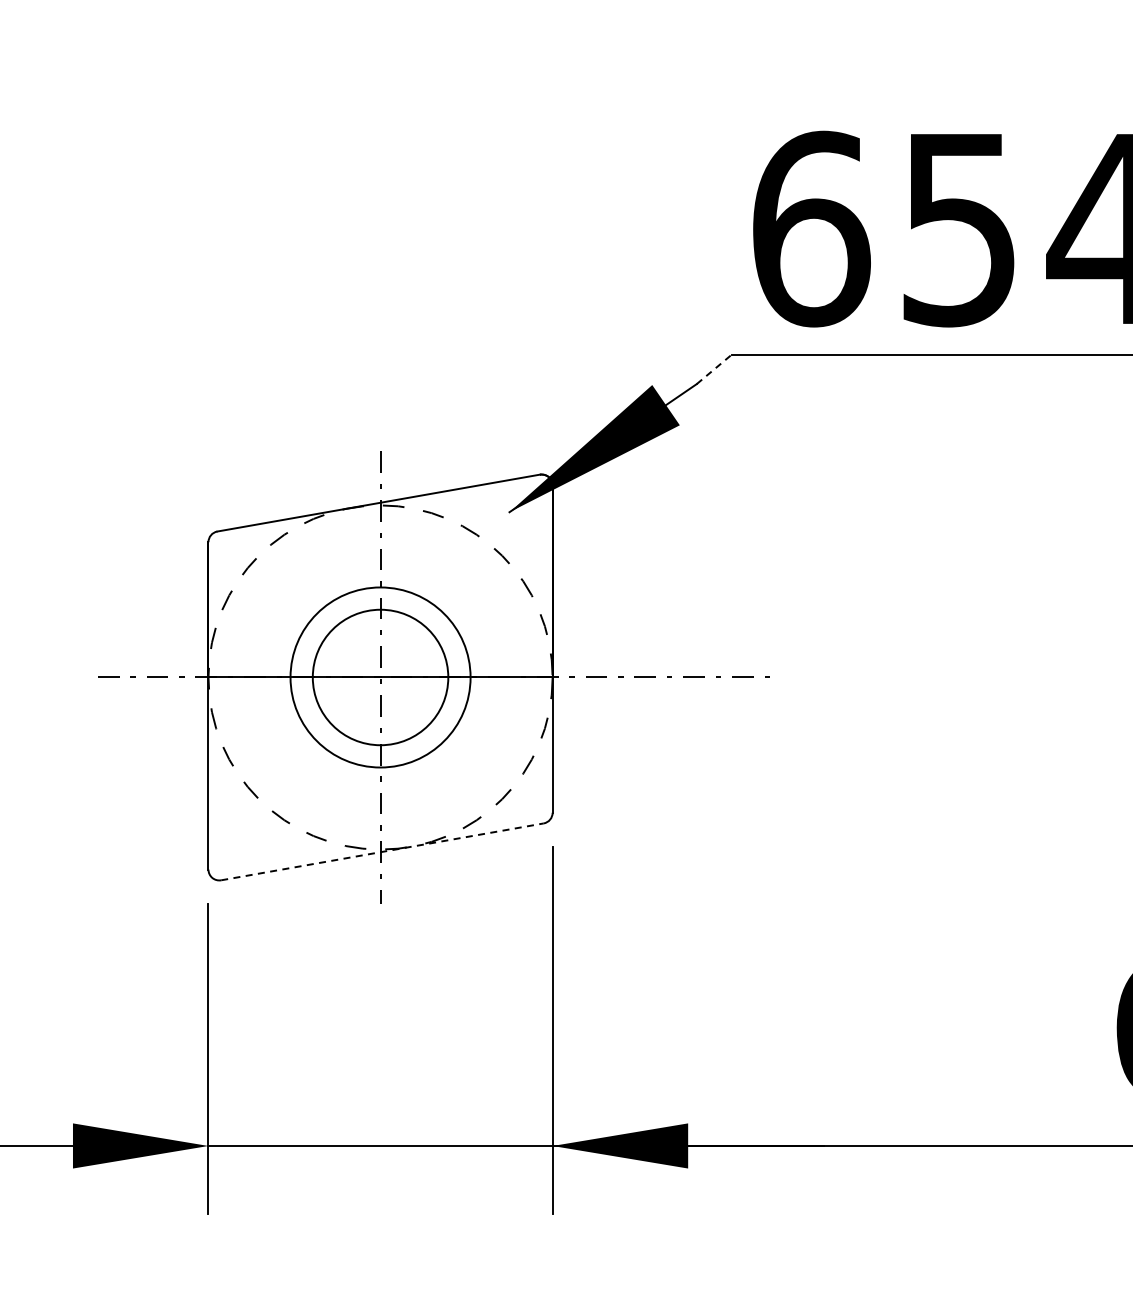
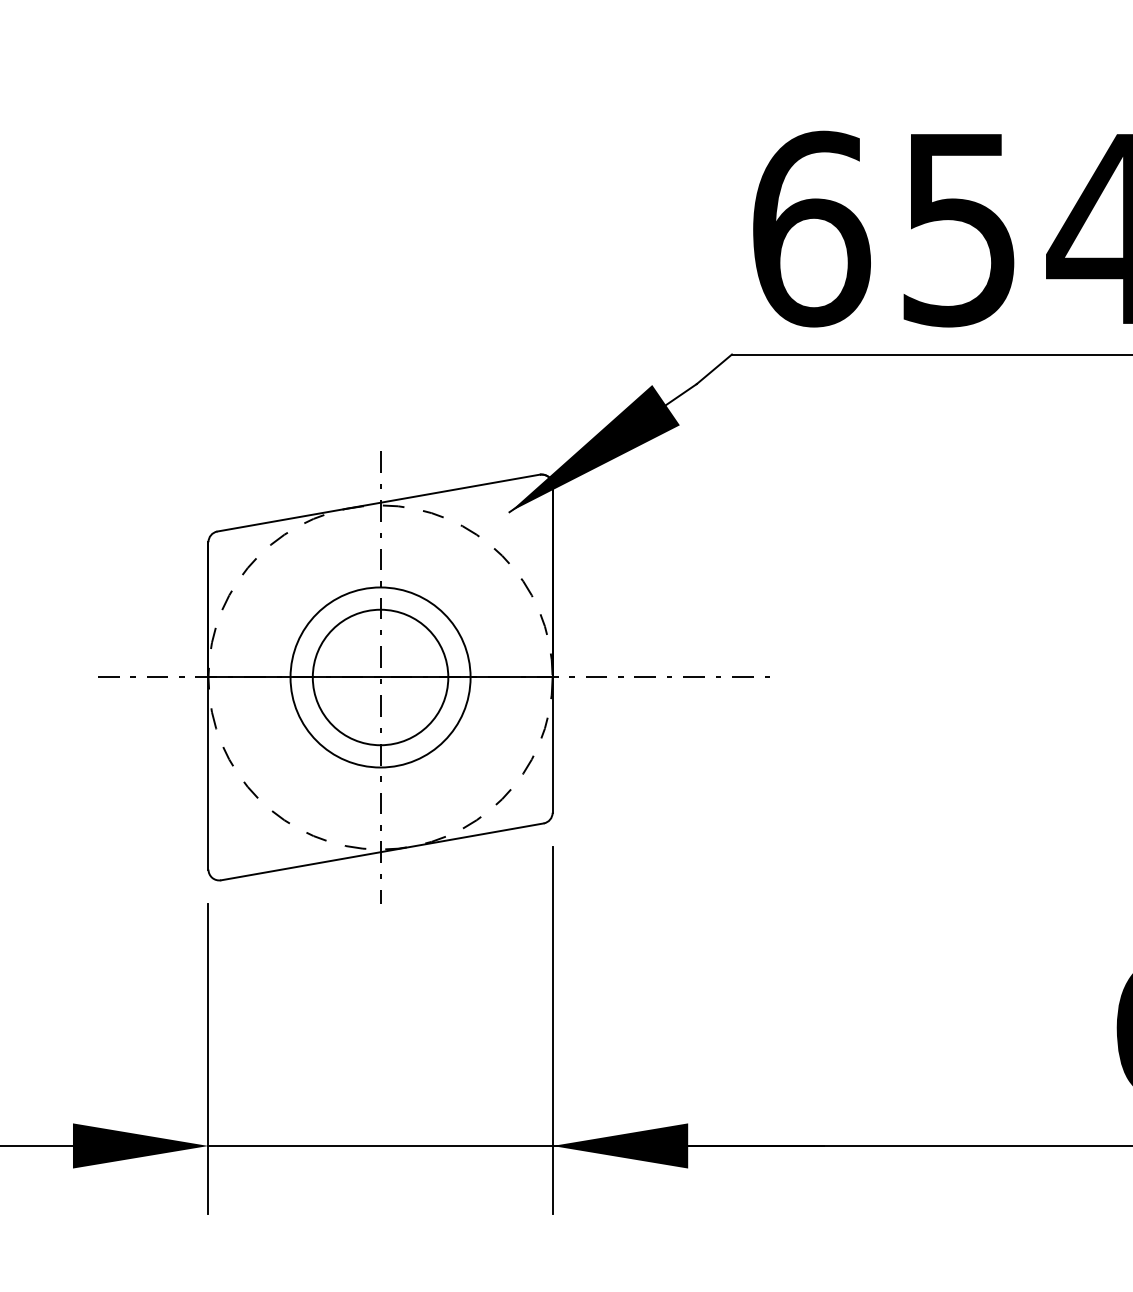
line: dashed -> solid (714, 369)
line: dashed -> solid (382, 851)
